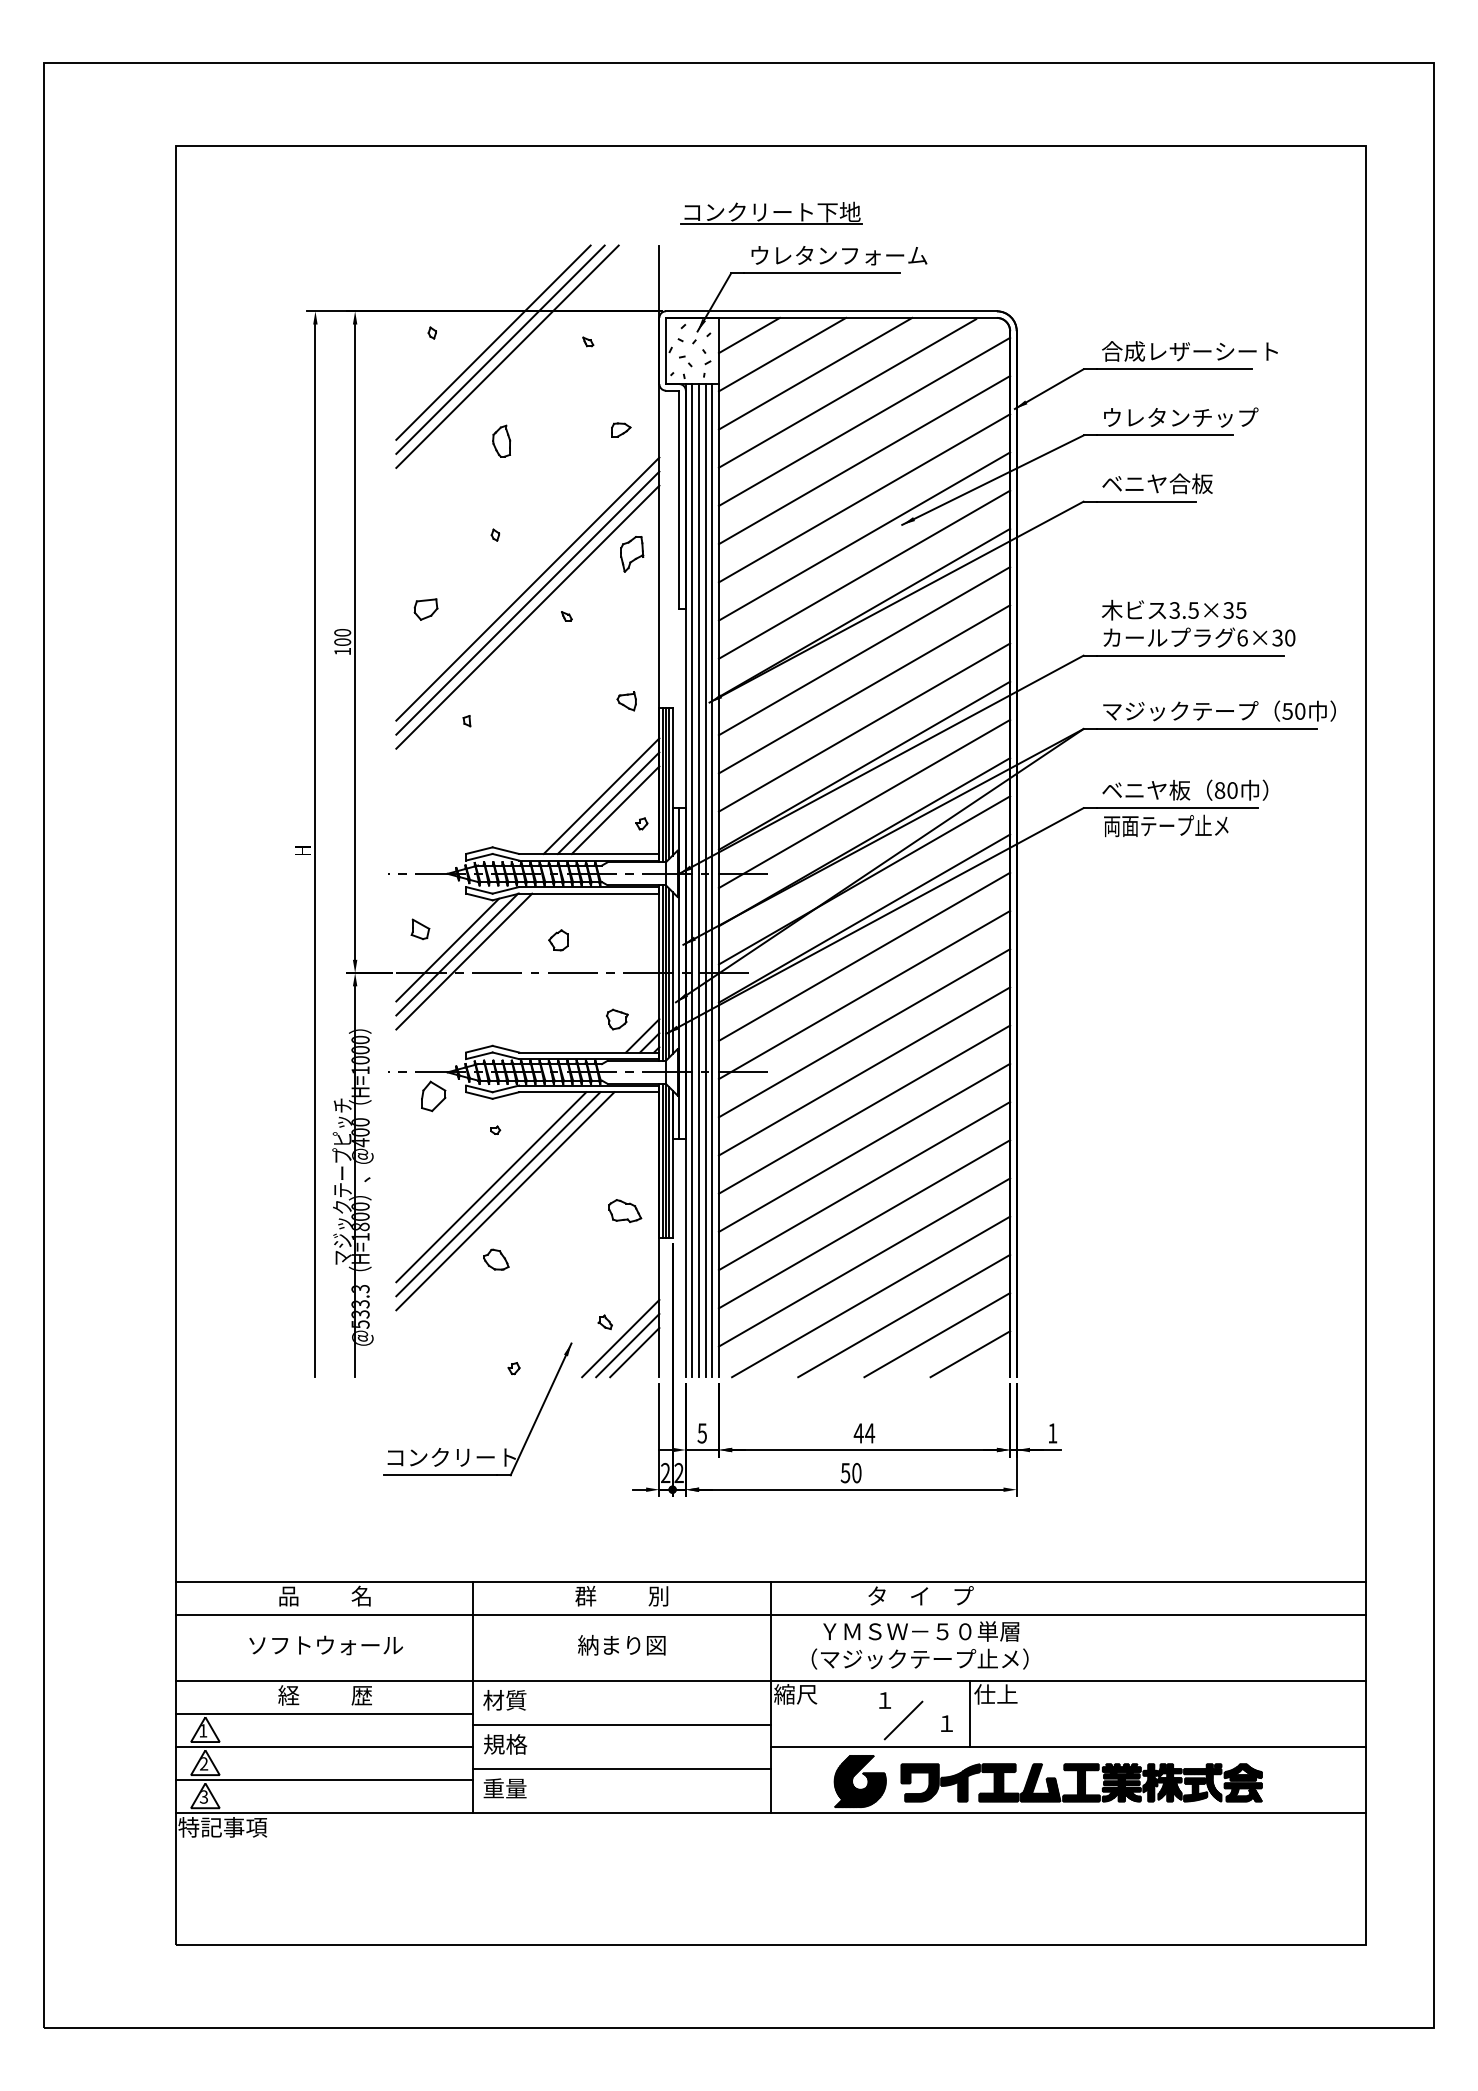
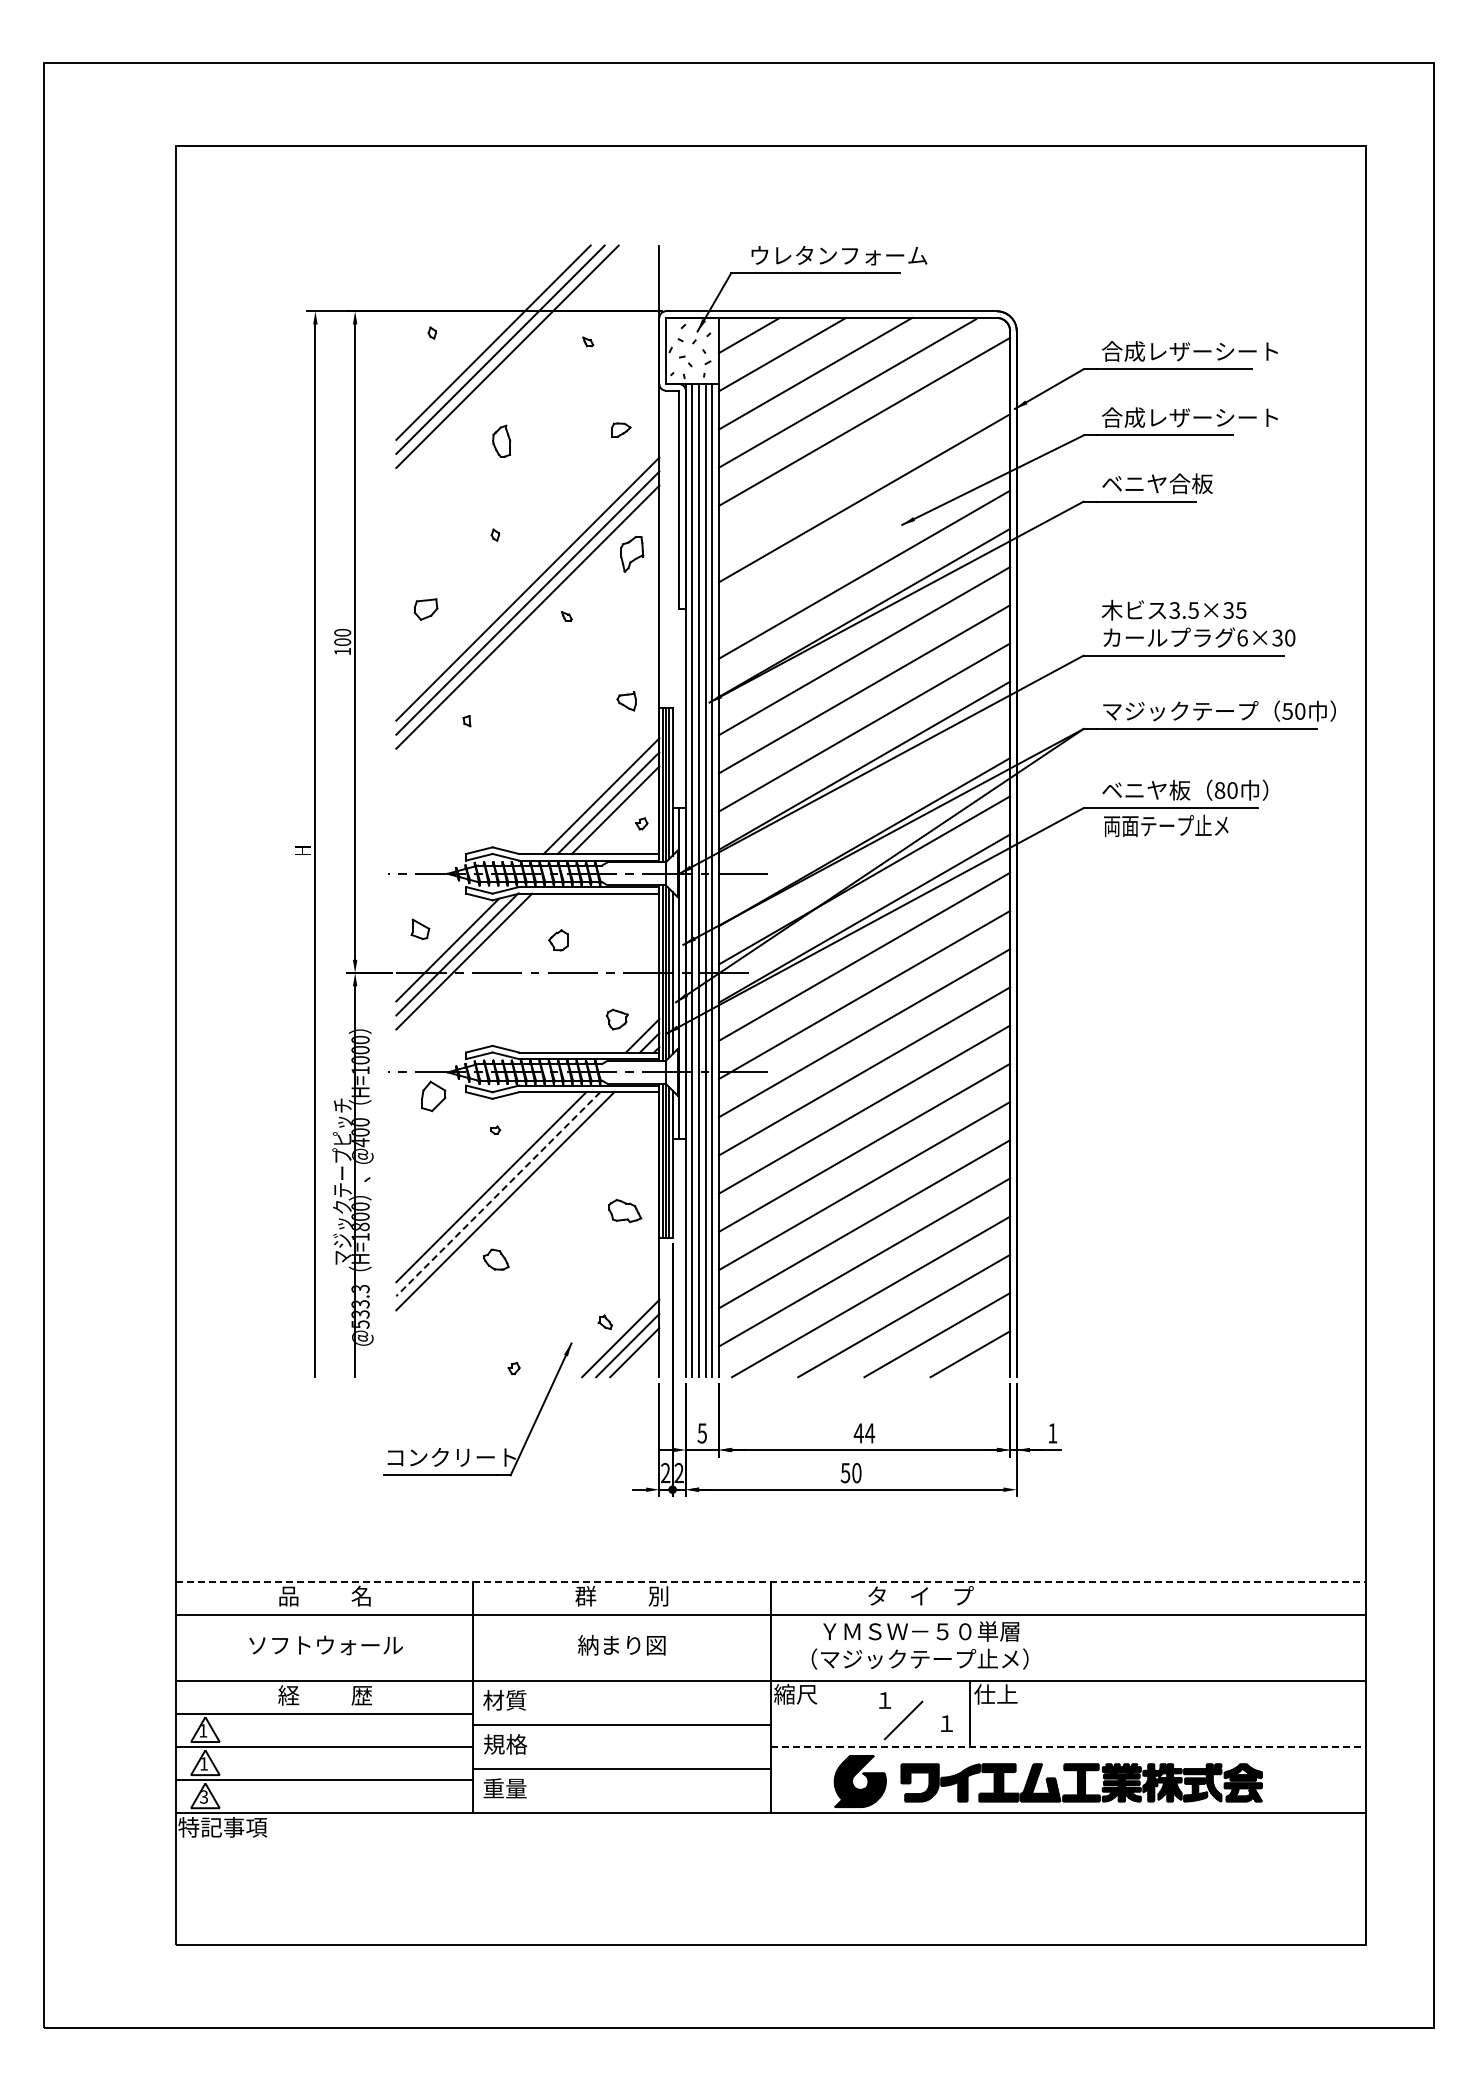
part: present -> none (771, 212)
text: ウレタンチップ -> 合成レザーシート (1189, 417)
line: present -> none (864, 460)
line: present -> none (864, 536)
line: present -> none (864, 803)
line: solid -> dashed (497, 1194)
line: solid -> dashed (771, 1581)
line: solid -> dashed (1069, 1747)
text: 2 -> 1 (204, 1763)
